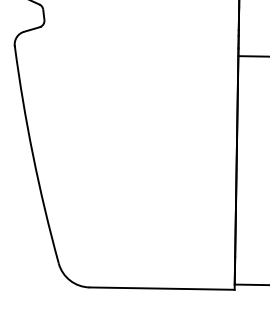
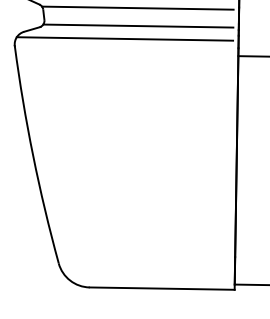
line: none -> present (137, 7)
line: none -> present (138, 25)
line: none -> present (124, 38)
